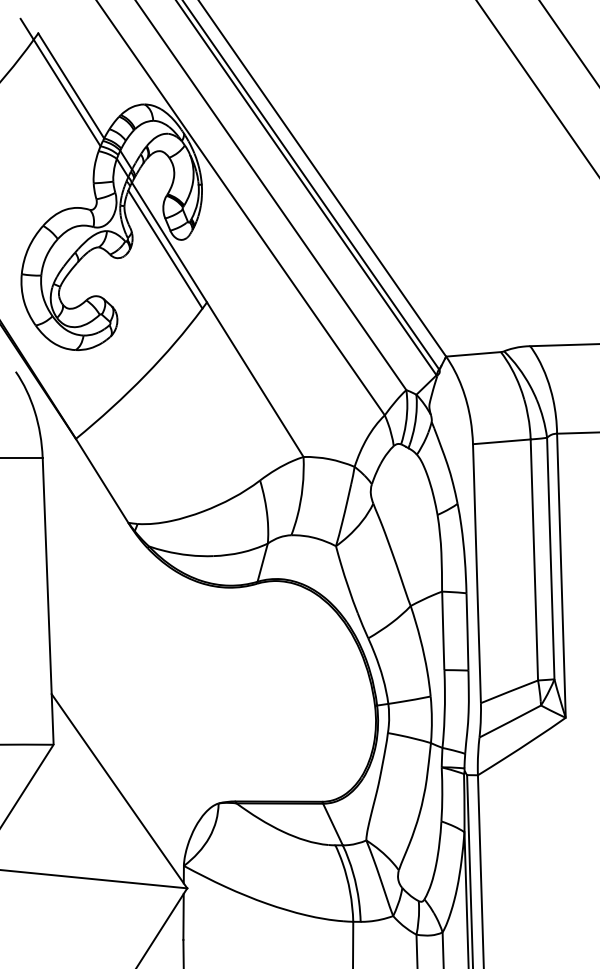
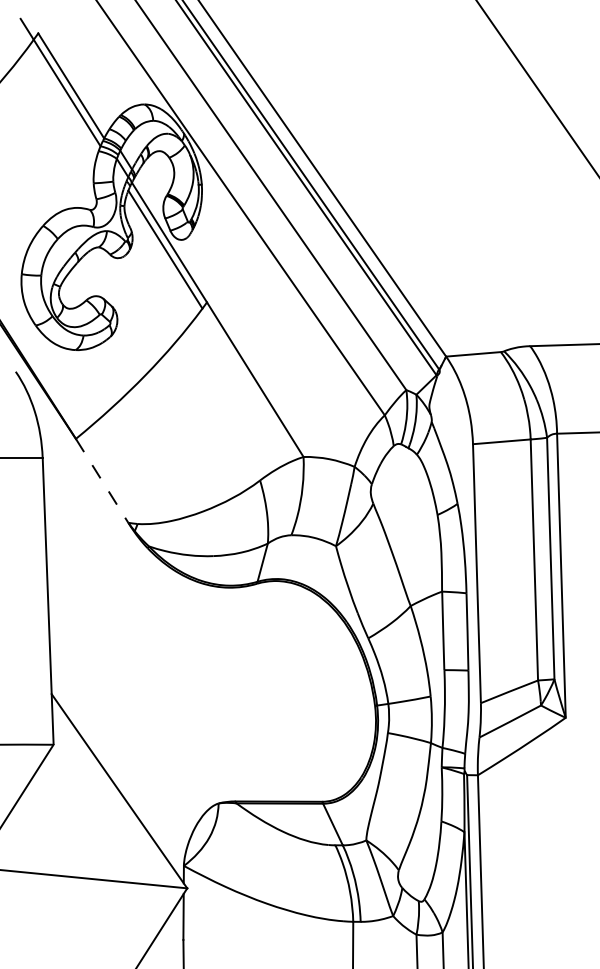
line: present -> none (568, 42)
line: solid -> dashed (102, 481)
